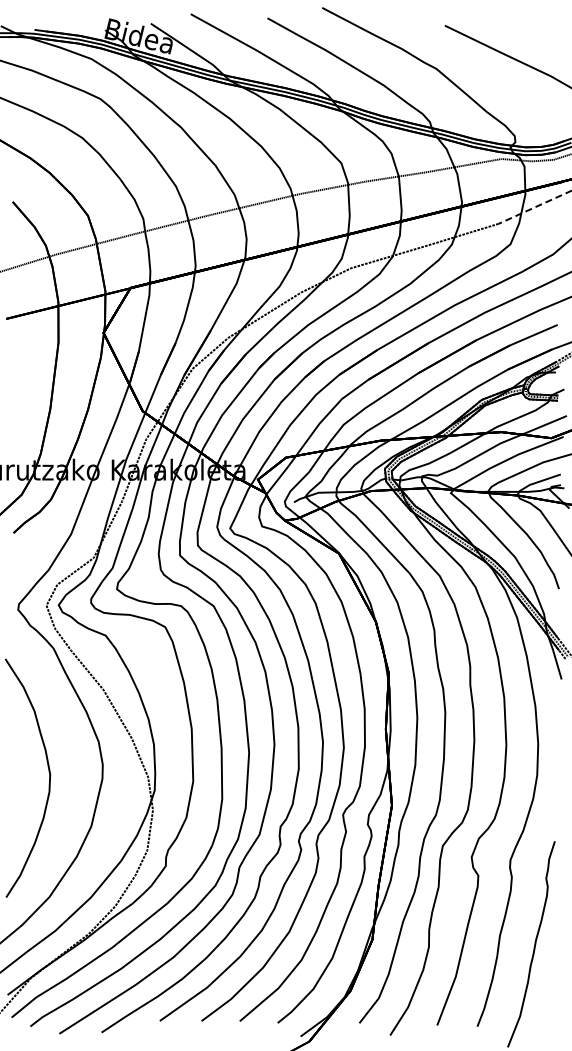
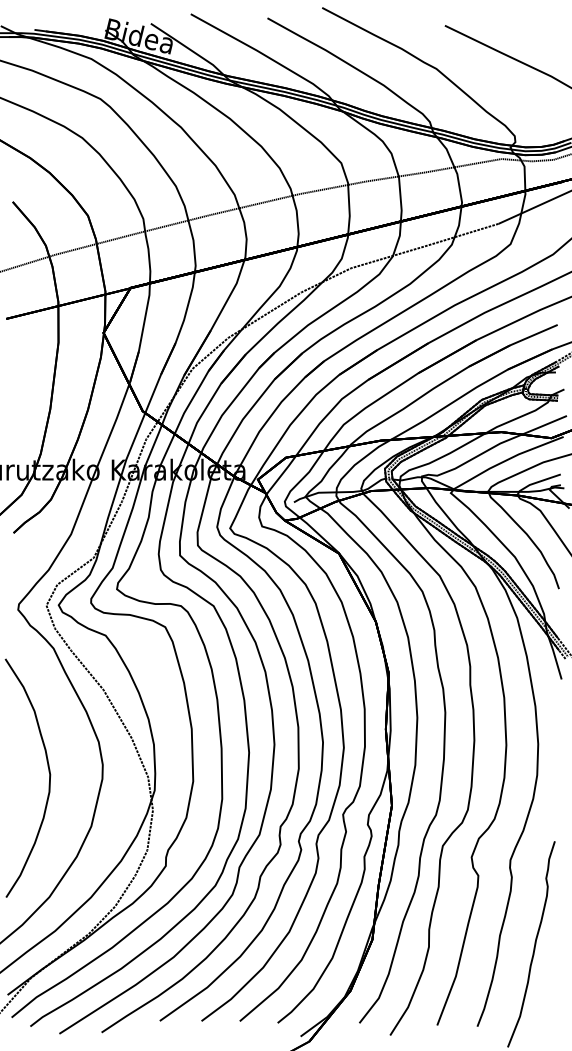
line: dashed -> solid (534, 207)
